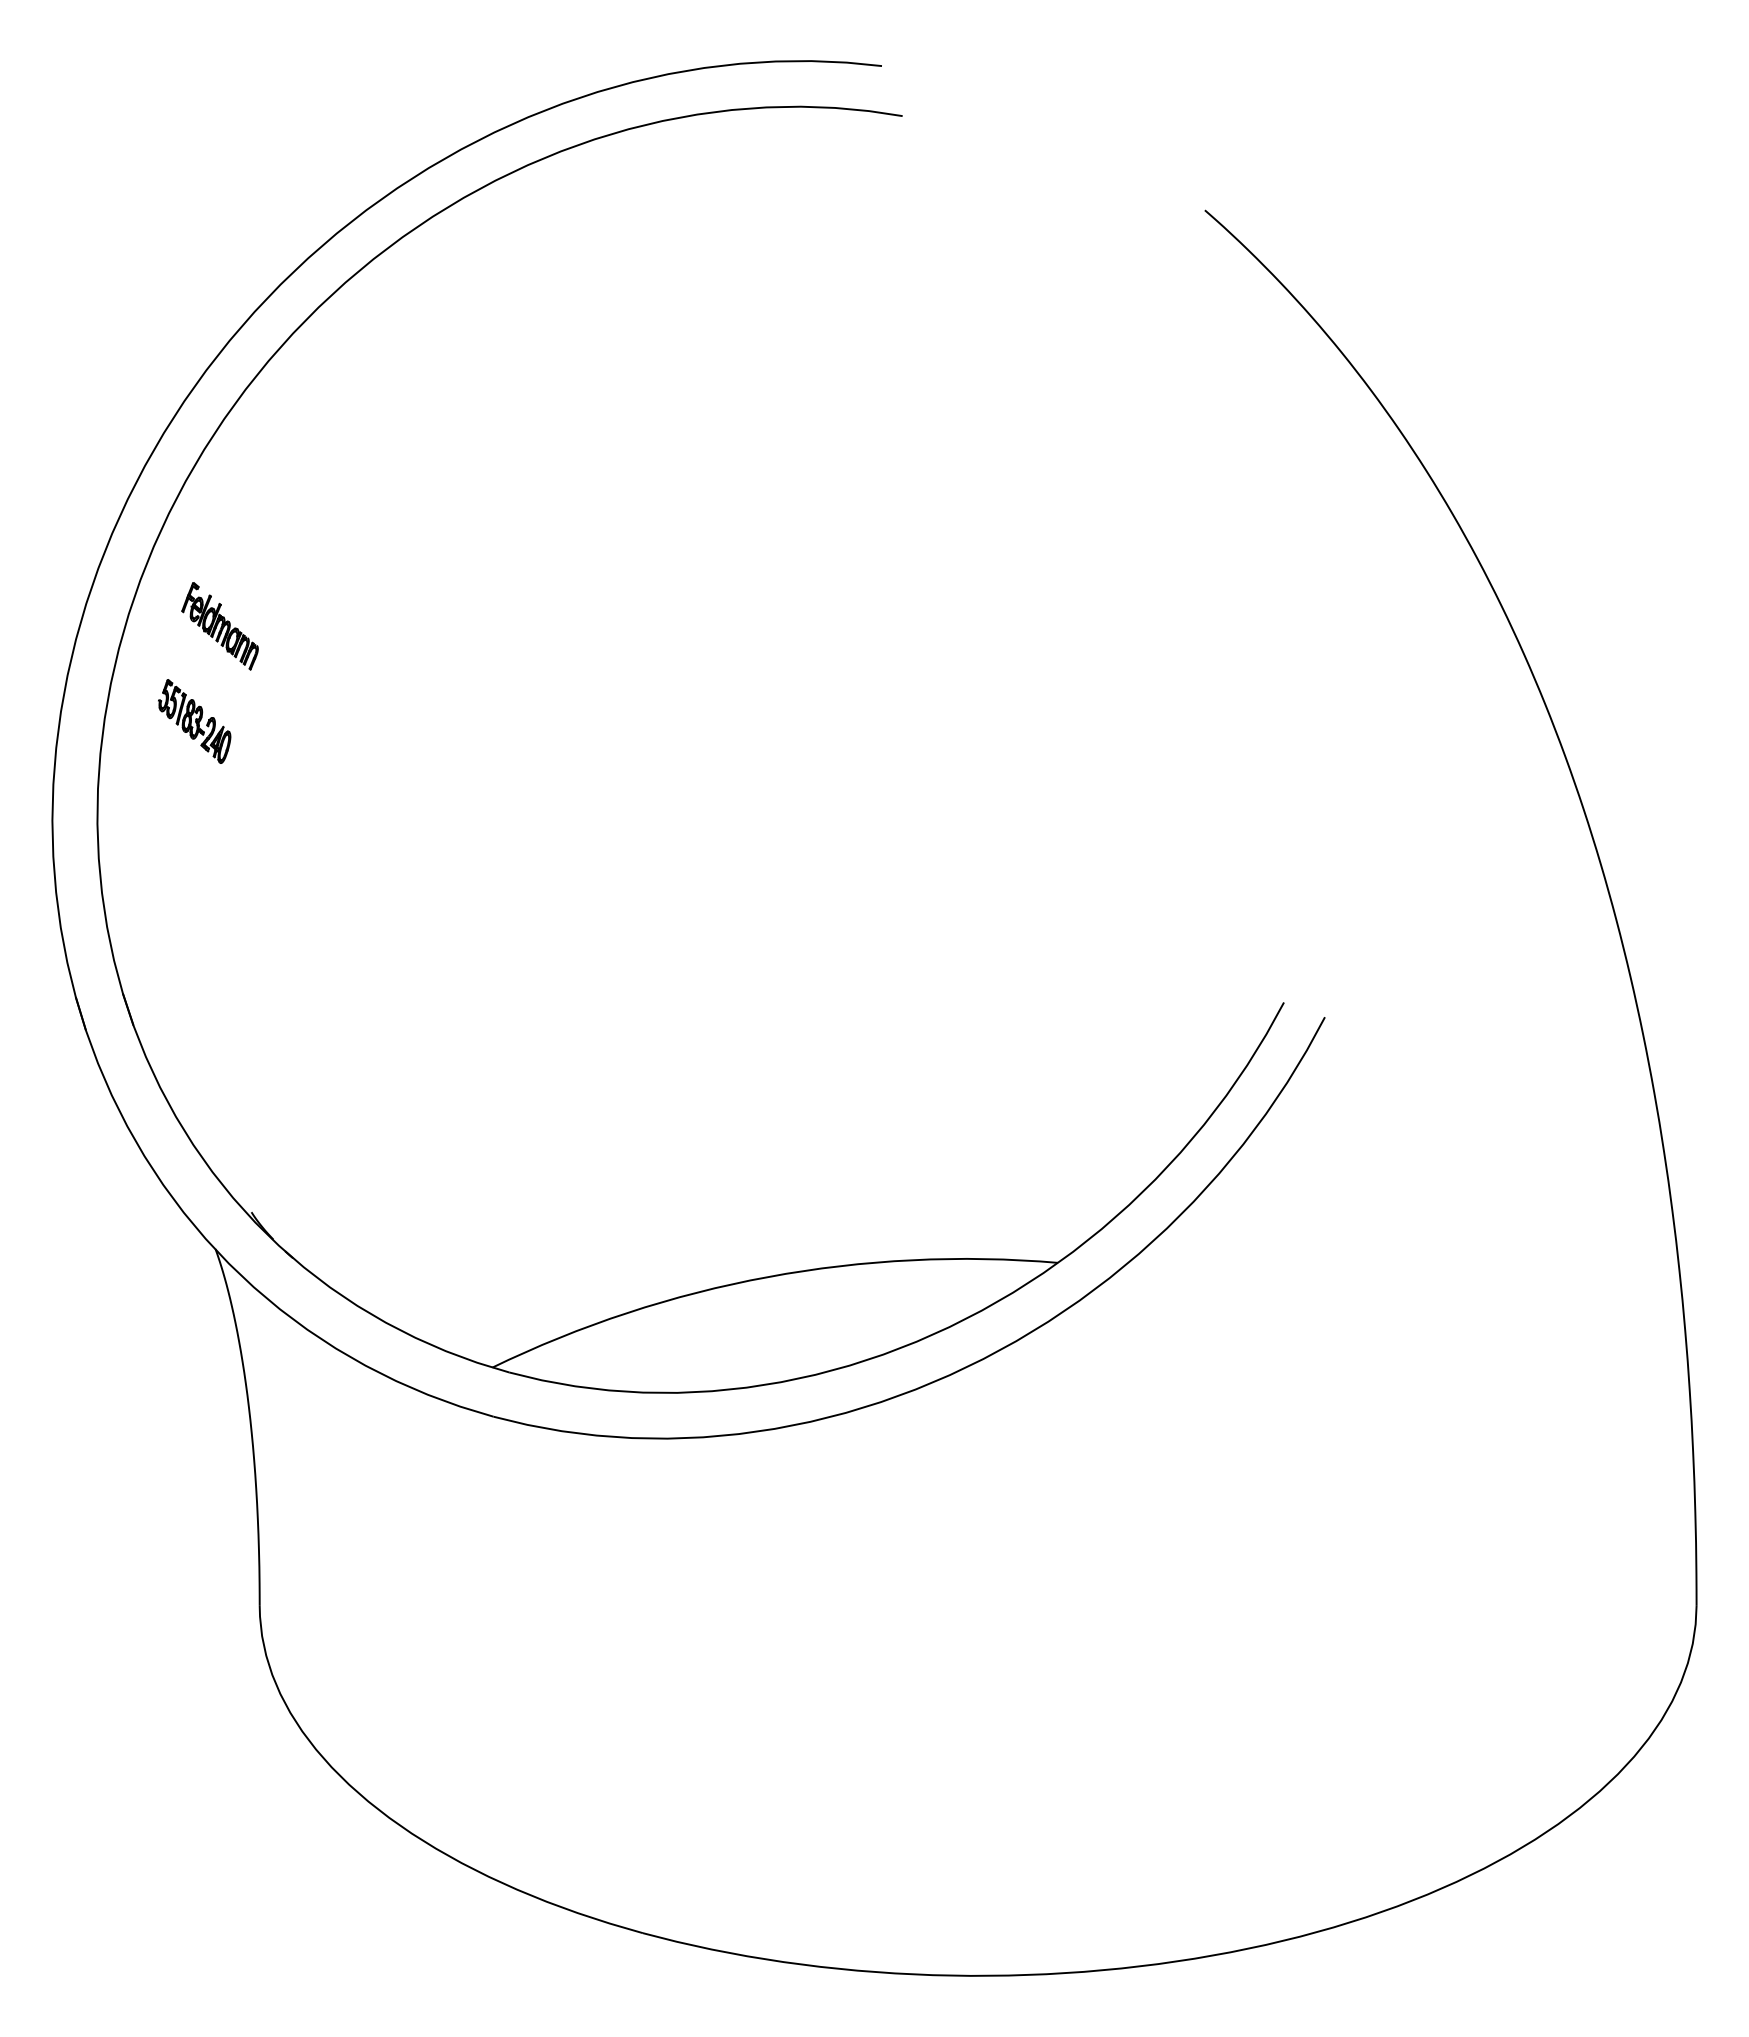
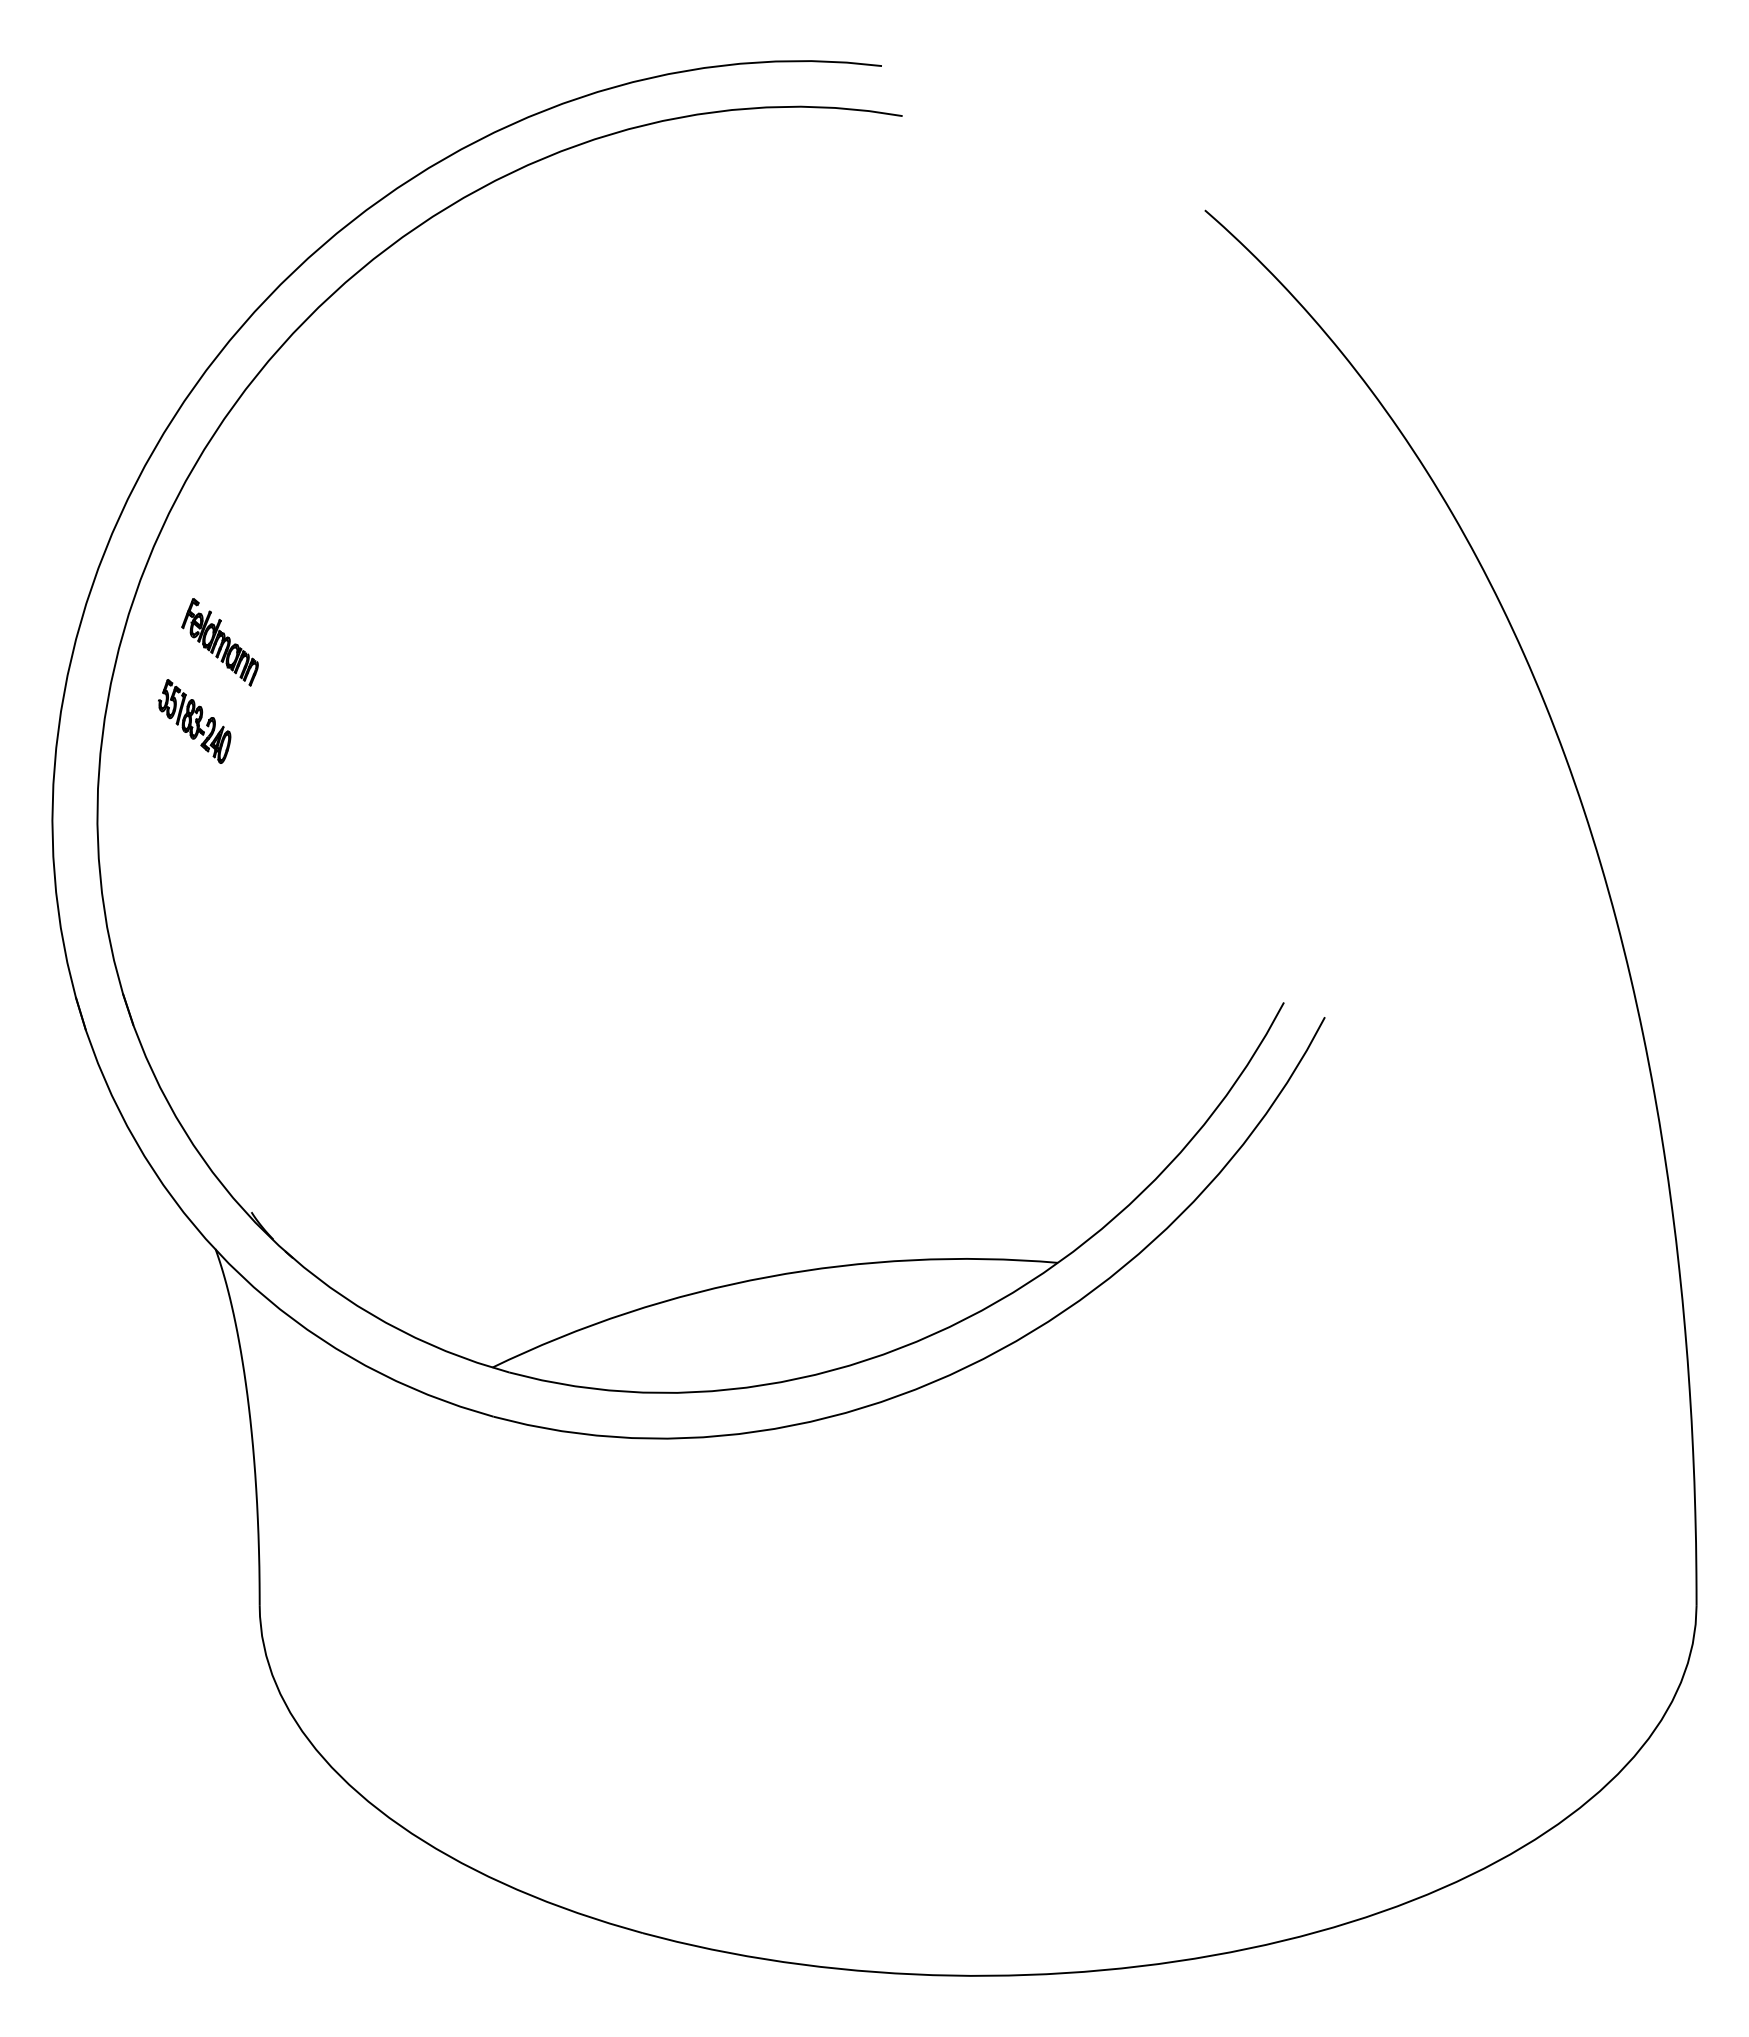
part position: (219, 626) -> (219, 642) (219, 642)
